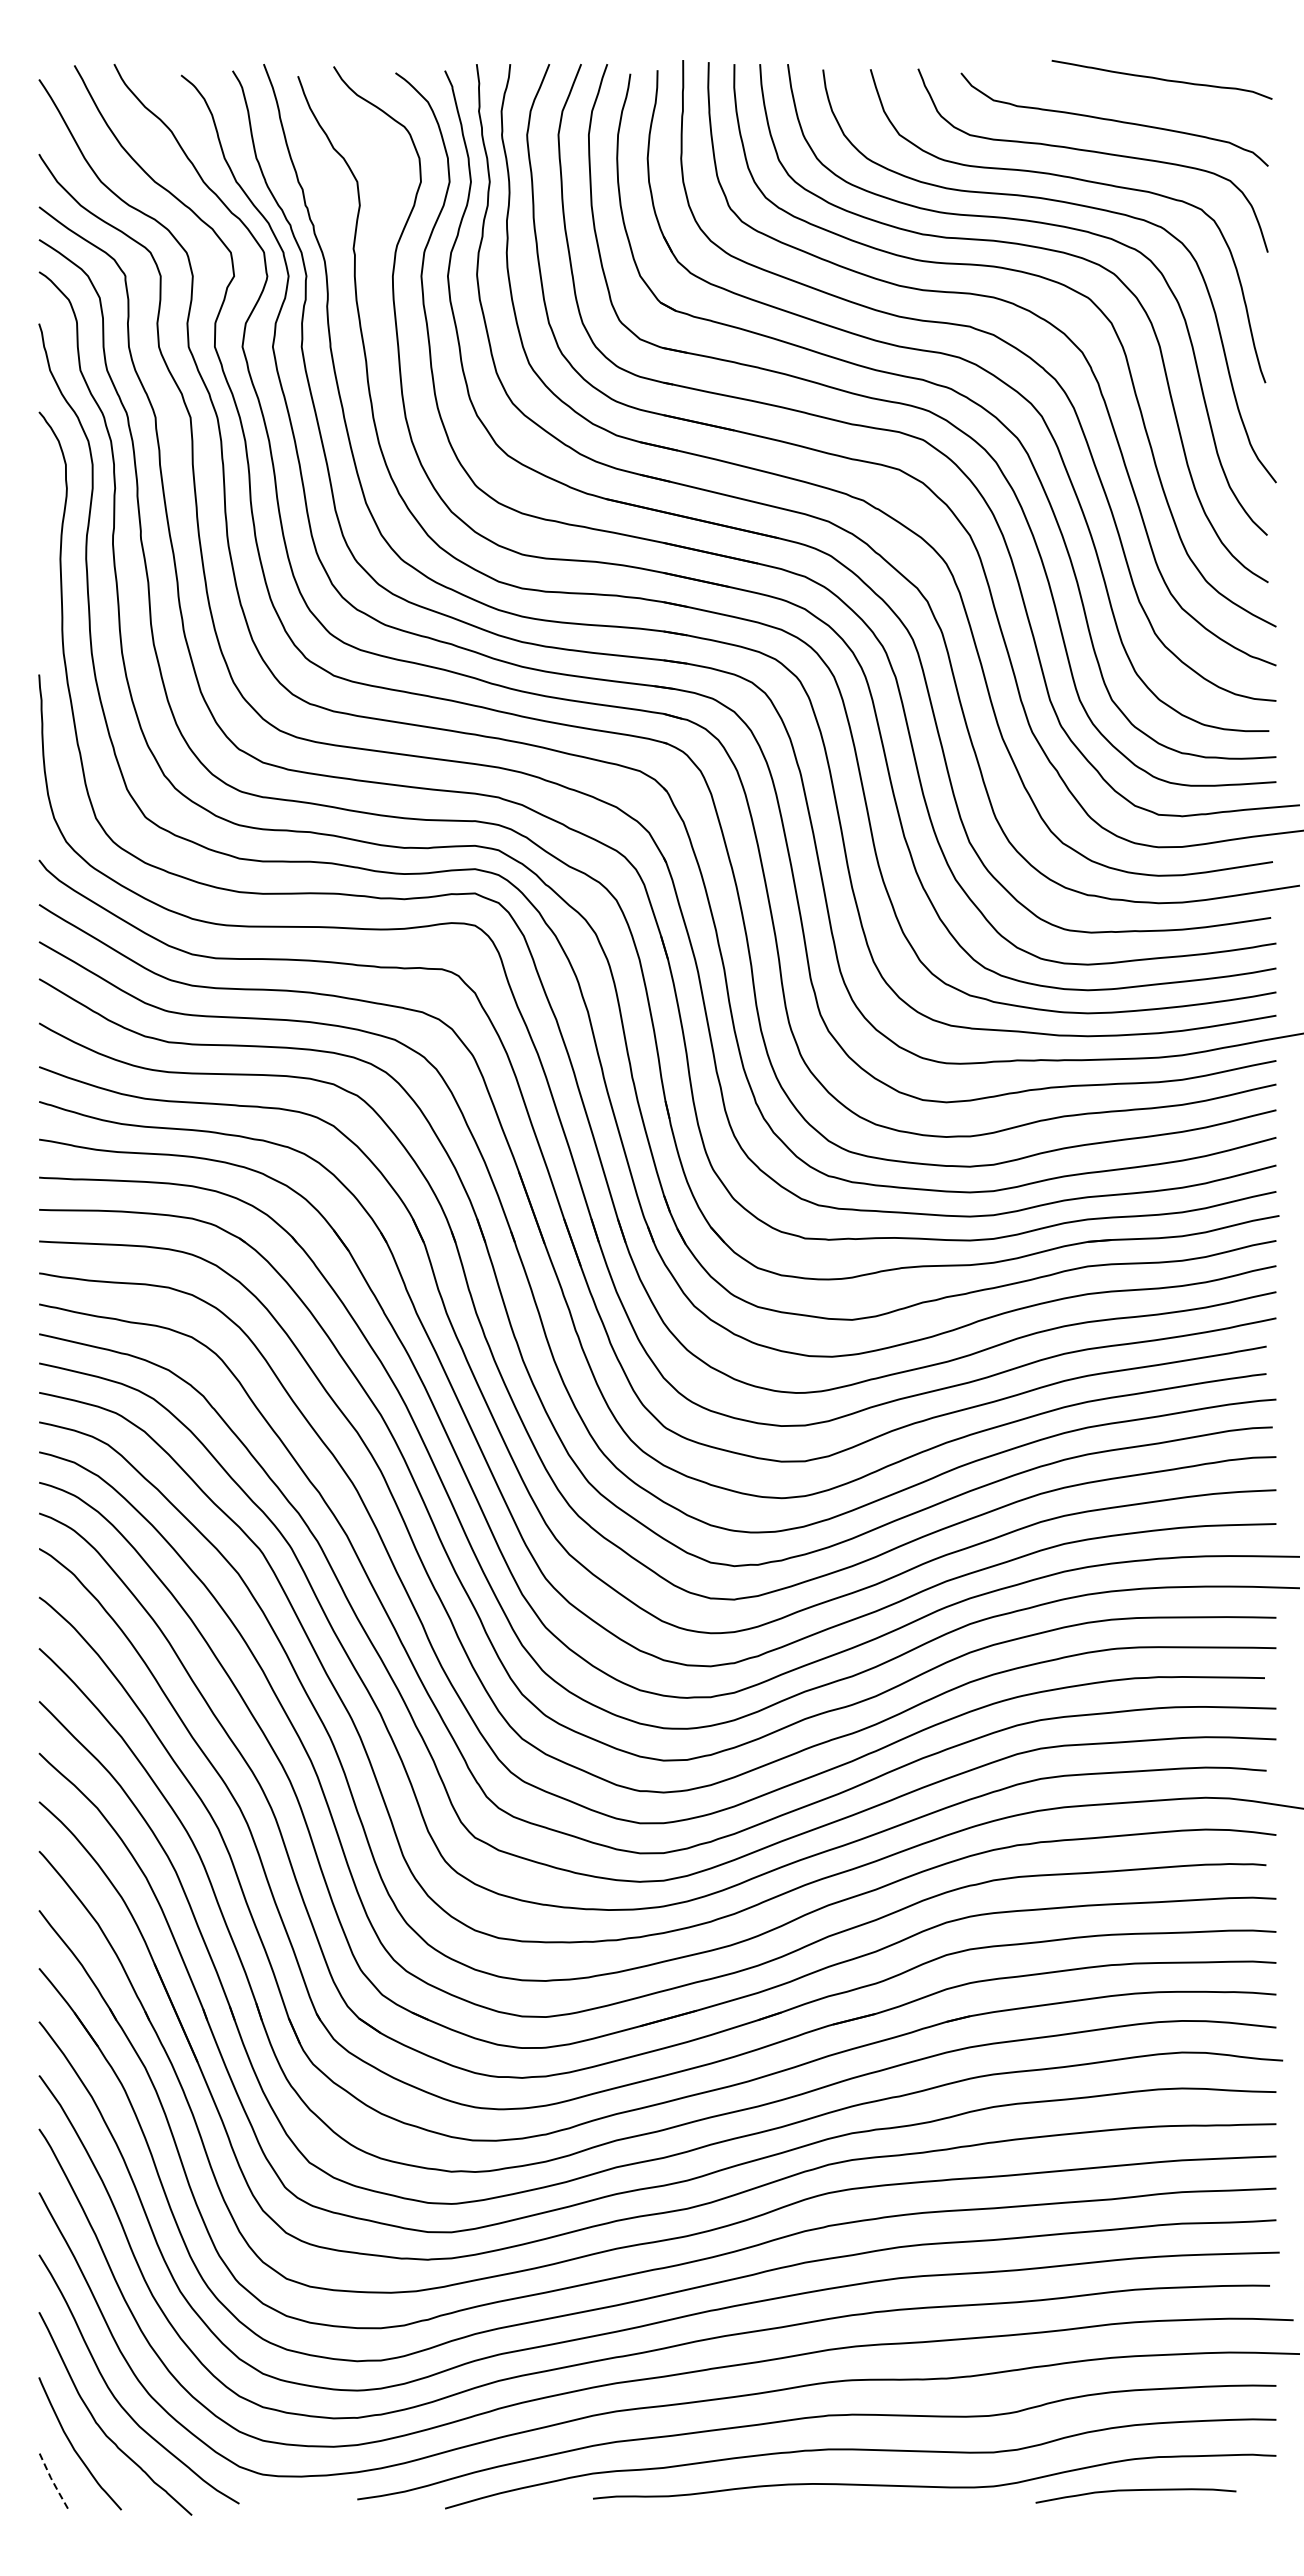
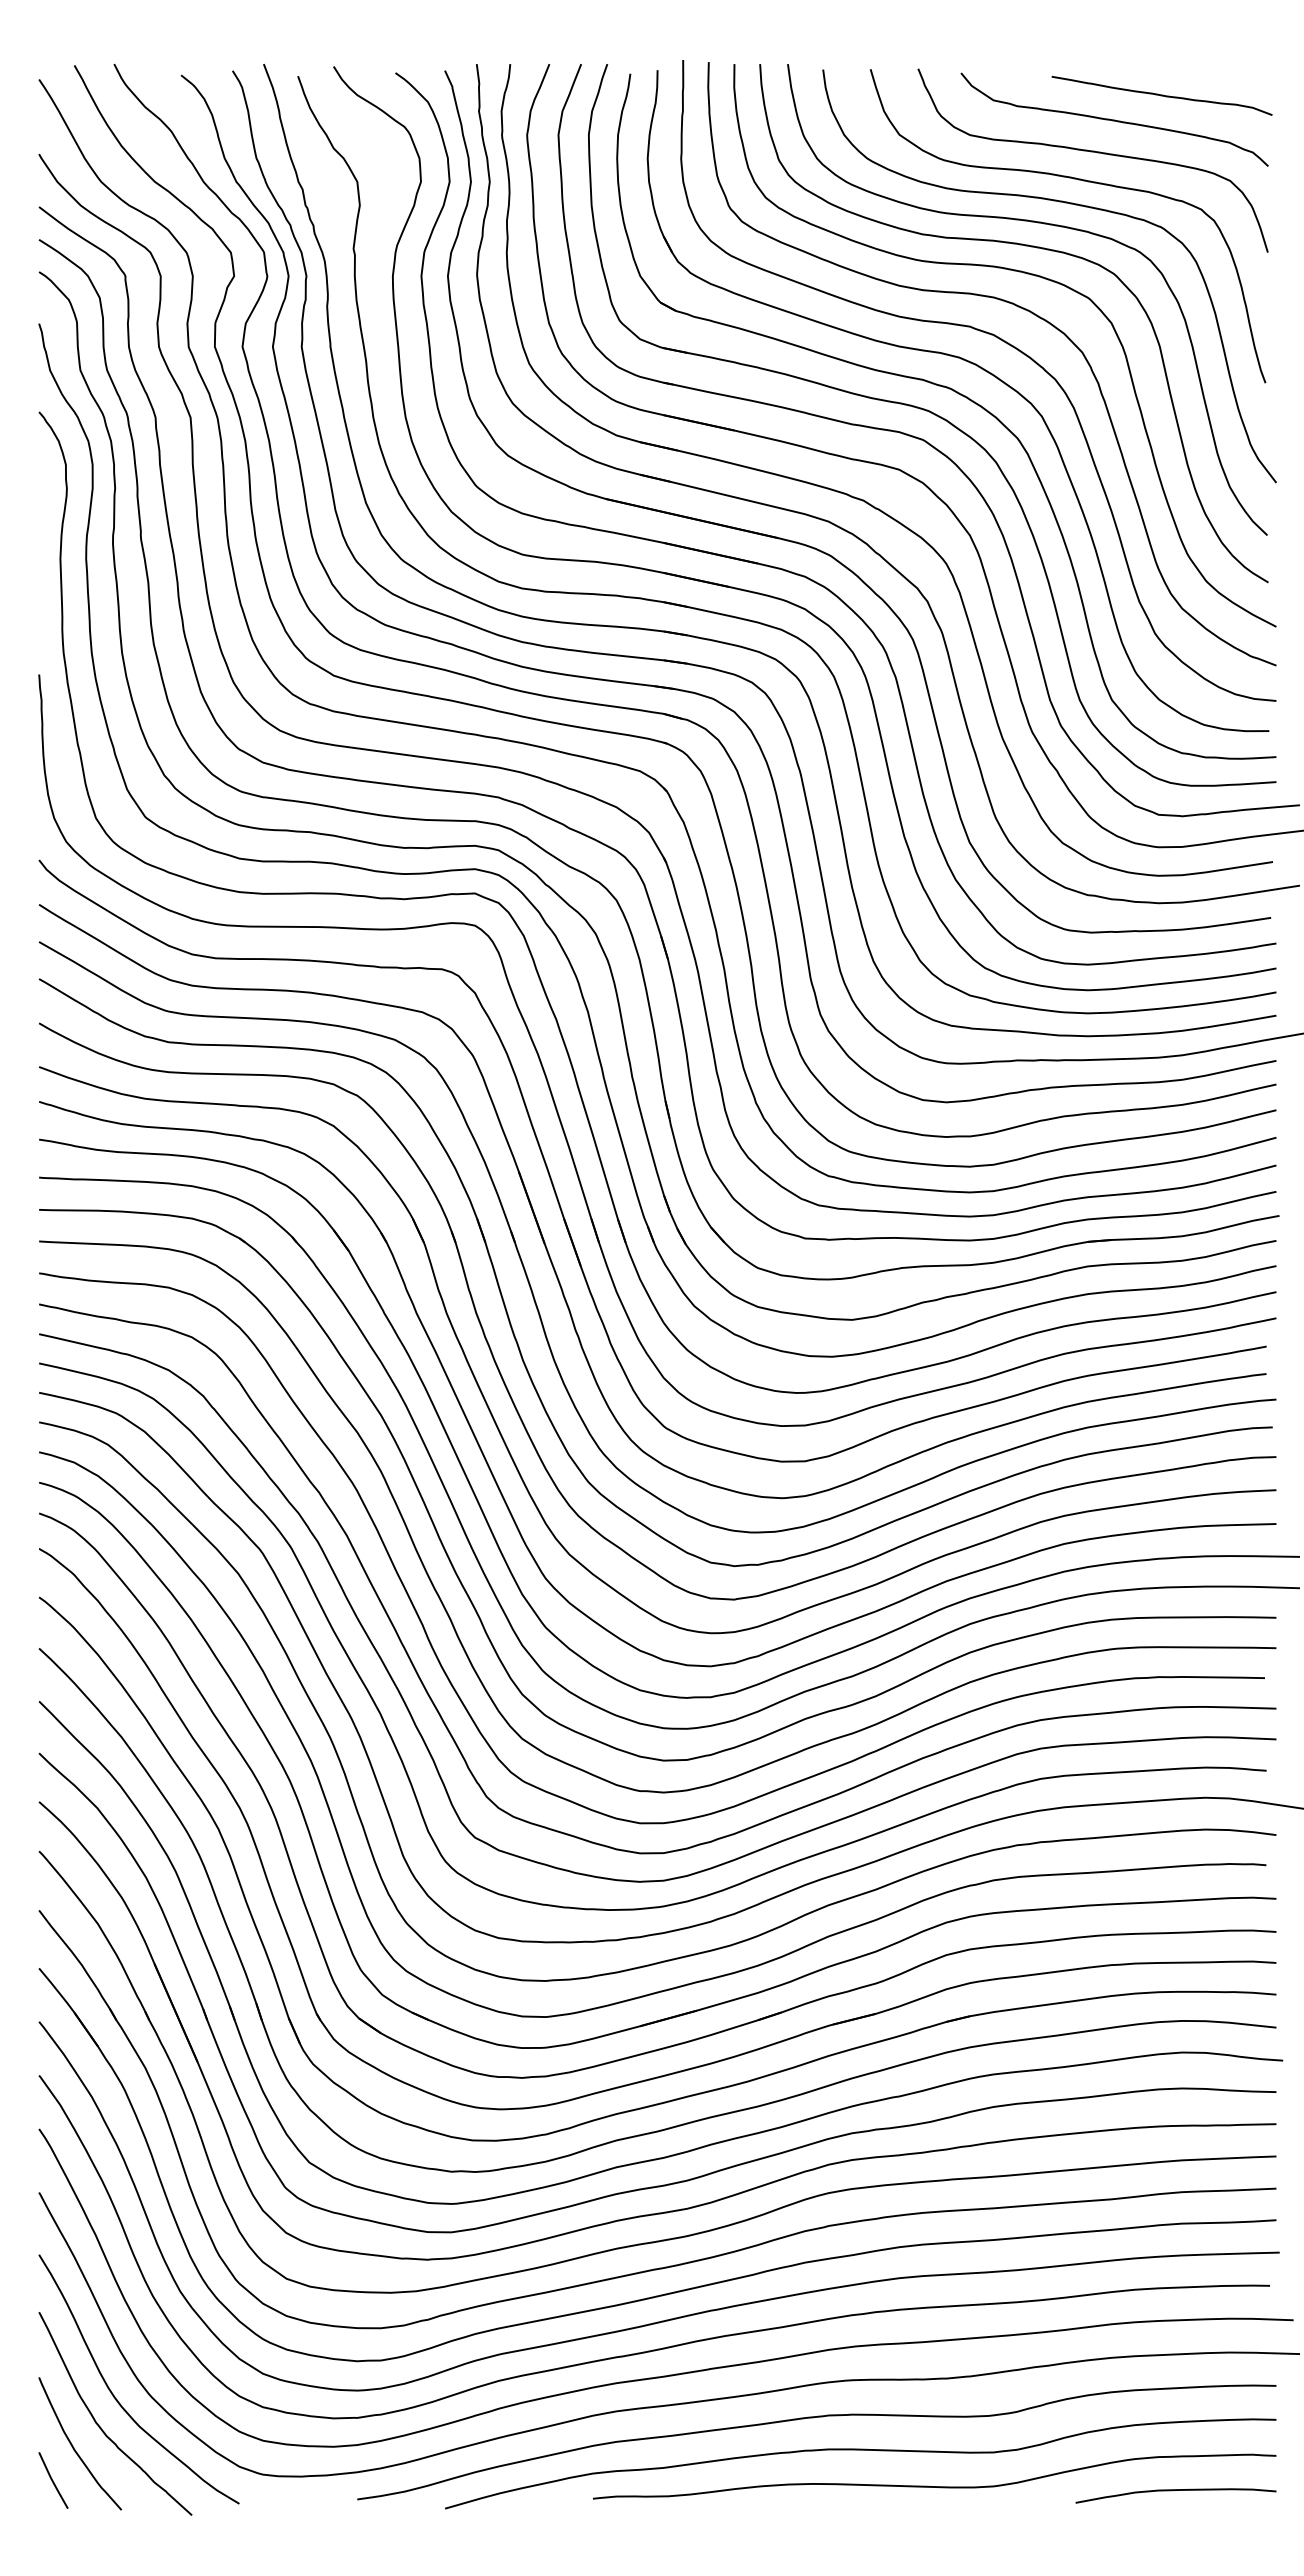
curve position: (1161, 79) -> (1161, 95) (1161, 95)
line: dashed -> solid (52, 2480)
curve position: (1133, 2491) -> (1173, 2491) (1173, 2491)
